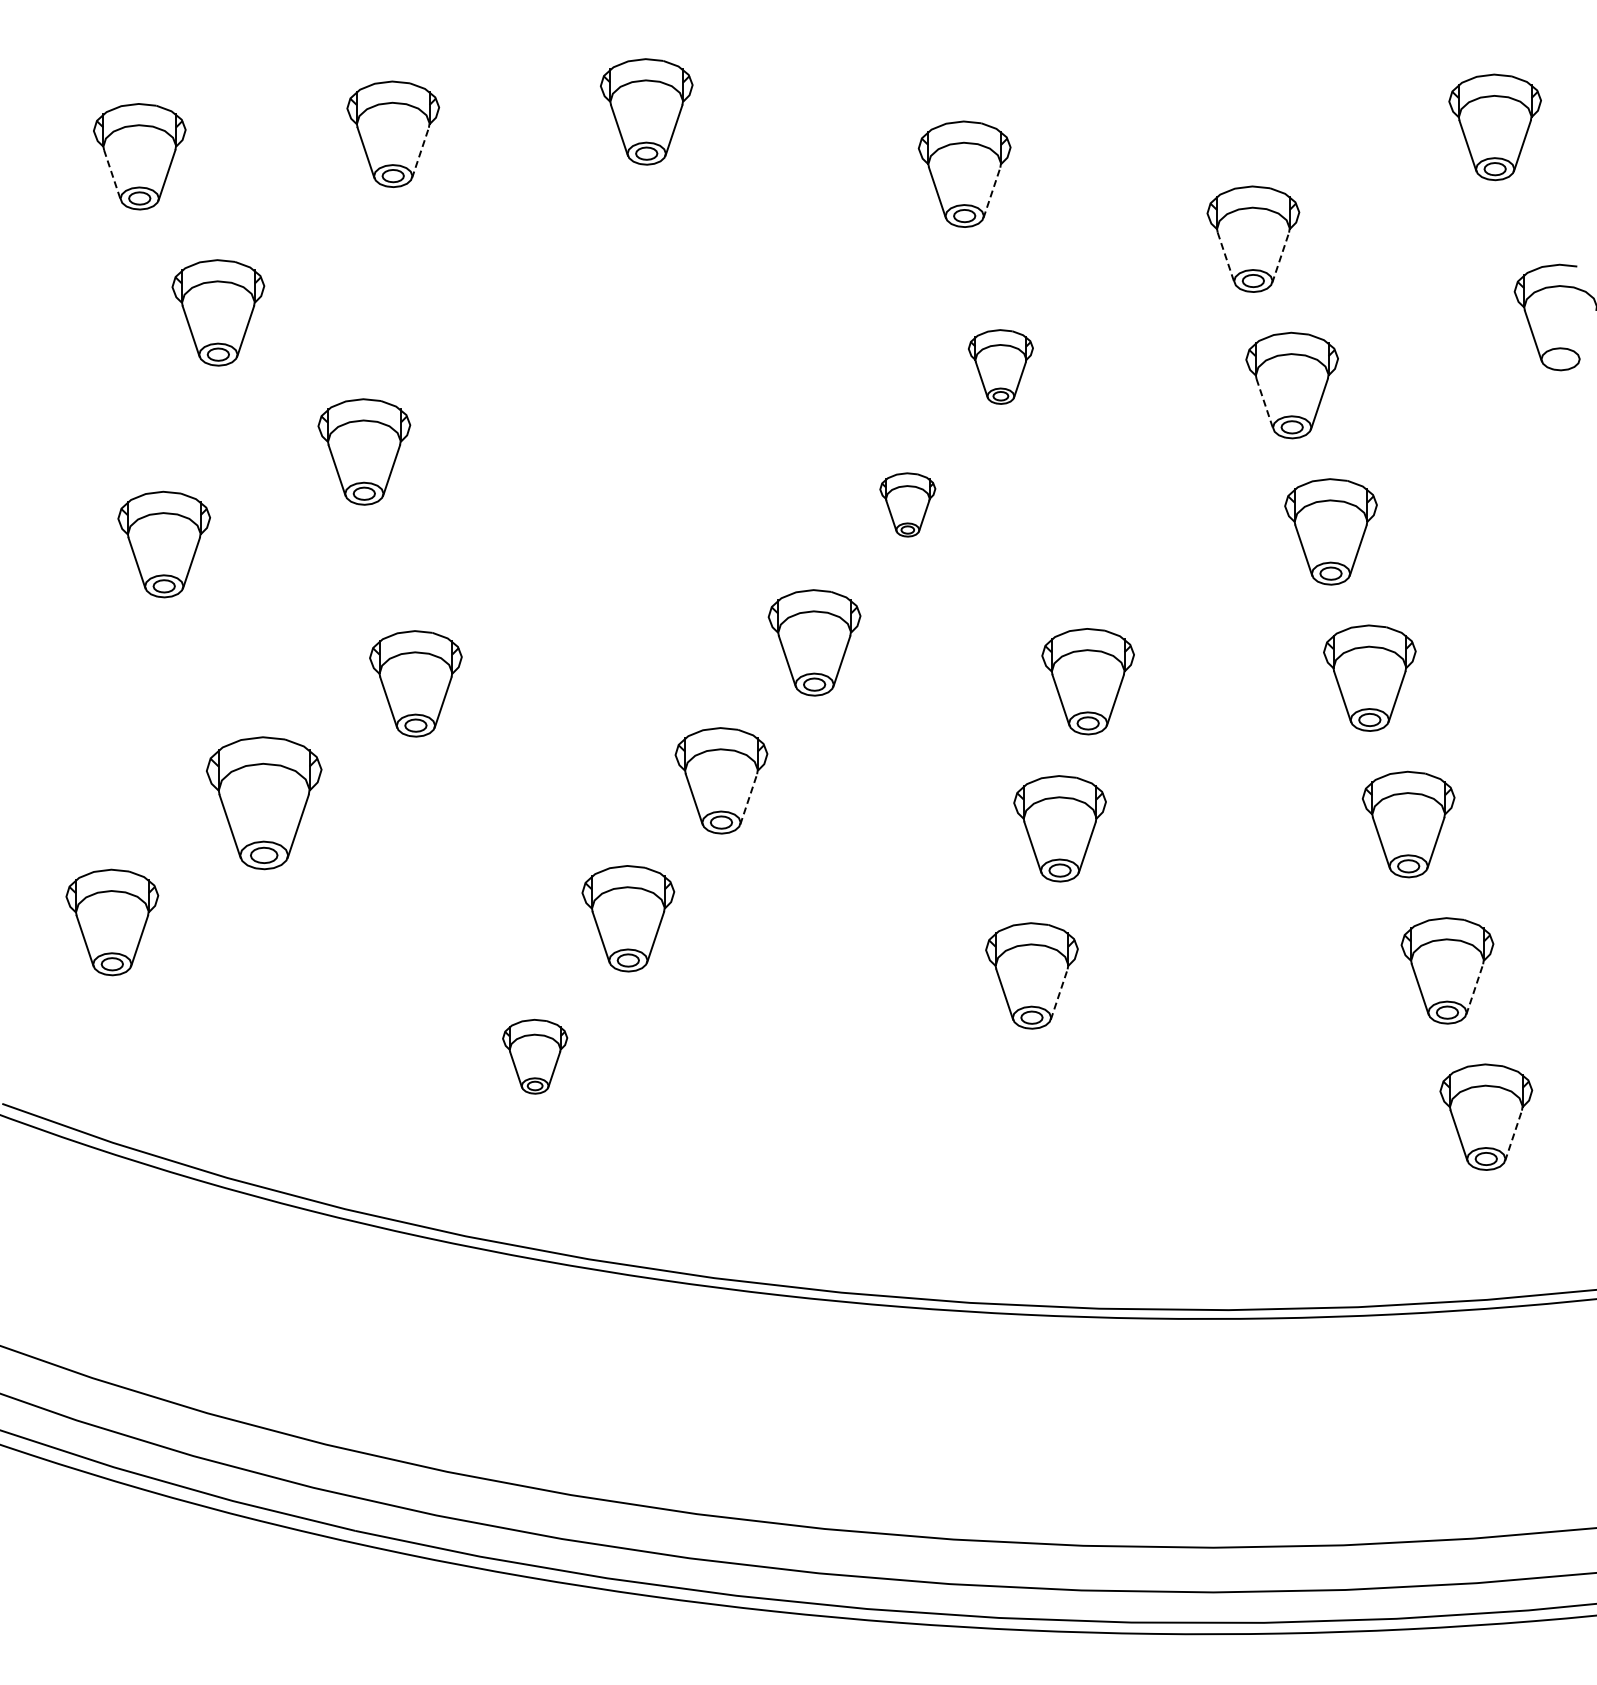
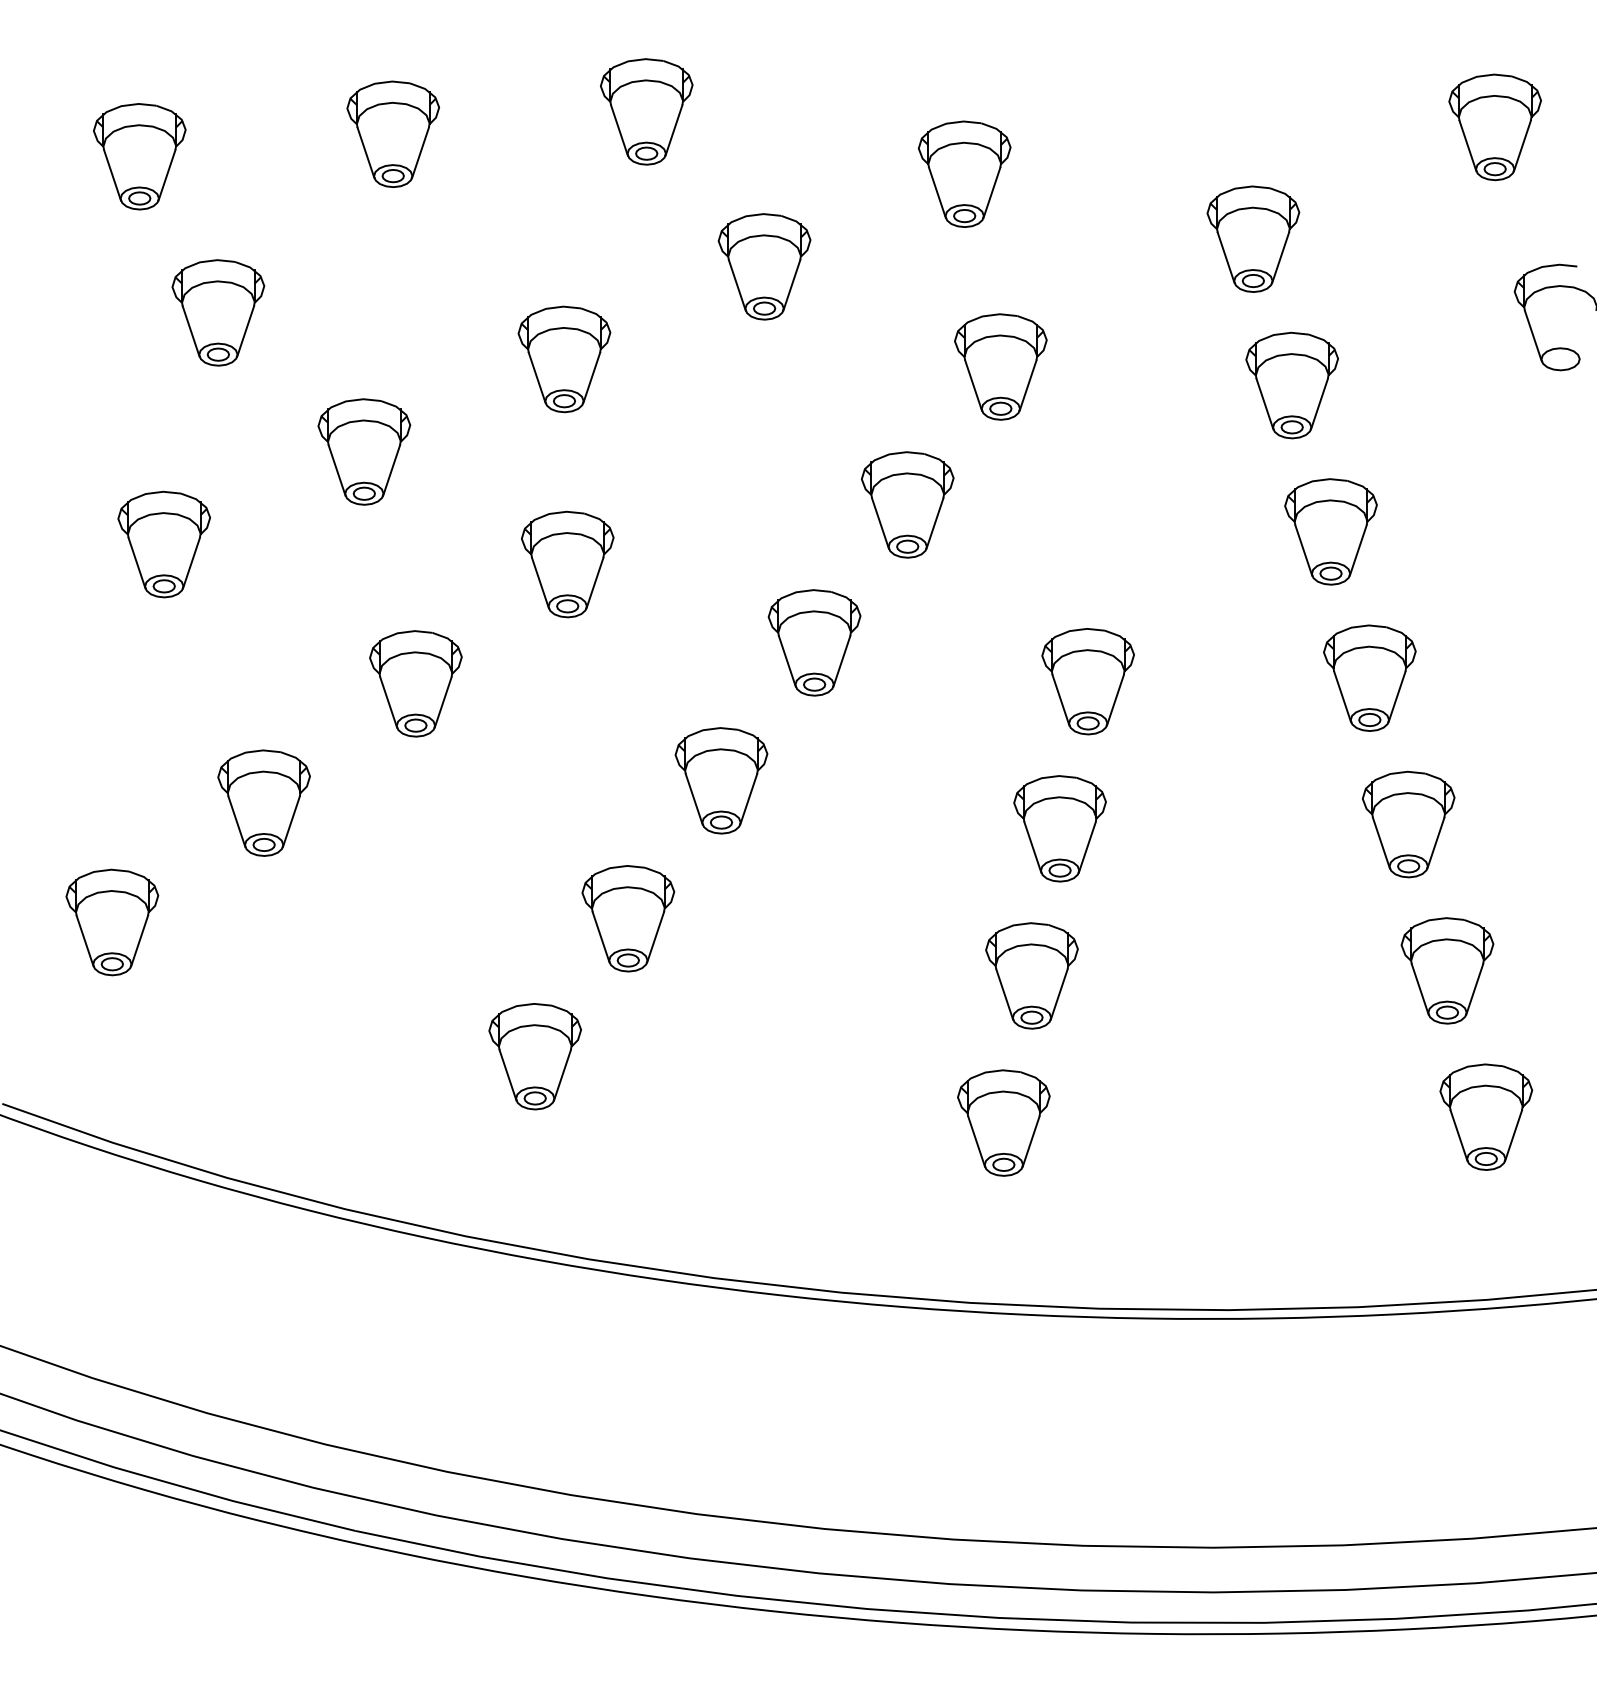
line: dashed -> solid (420, 152)
line: dashed -> solid (112, 175)
line: dashed -> solid (991, 192)
line: dashed -> solid (1226, 257)
line: dashed -> solid (1280, 257)
part: none -> present (764, 266)
part: none -> present (564, 359)
part size: 66x76 px -> 94x108 px (1000, 366)
line: dashed -> solid (1264, 404)
part size: 58x66 px -> 94x108 px (907, 504)
part: none -> present (567, 564)
line: dashed -> solid (748, 799)
part size: 117x135 px -> 94x108 px (263, 802)
line: dashed -> solid (1474, 989)
line: dashed -> solid (1059, 994)
part size: 67x76 px -> 94x108 px (534, 1056)
part: none -> present (1003, 1122)
line: dashed -> solid (1513, 1135)
